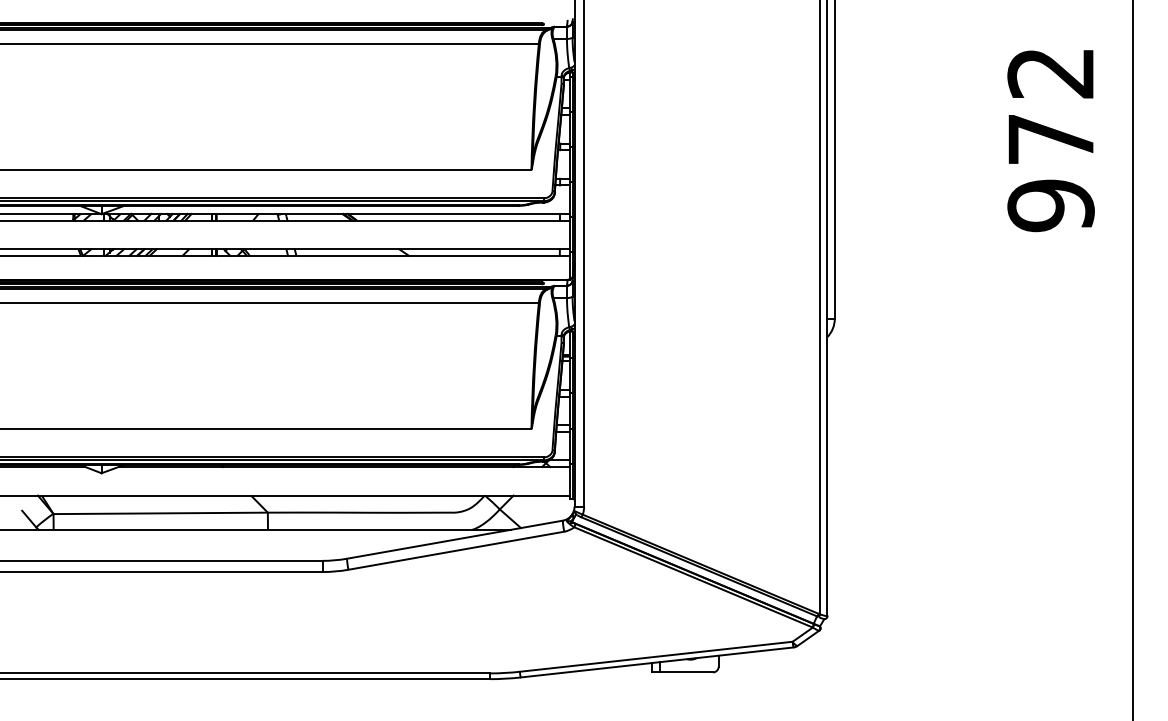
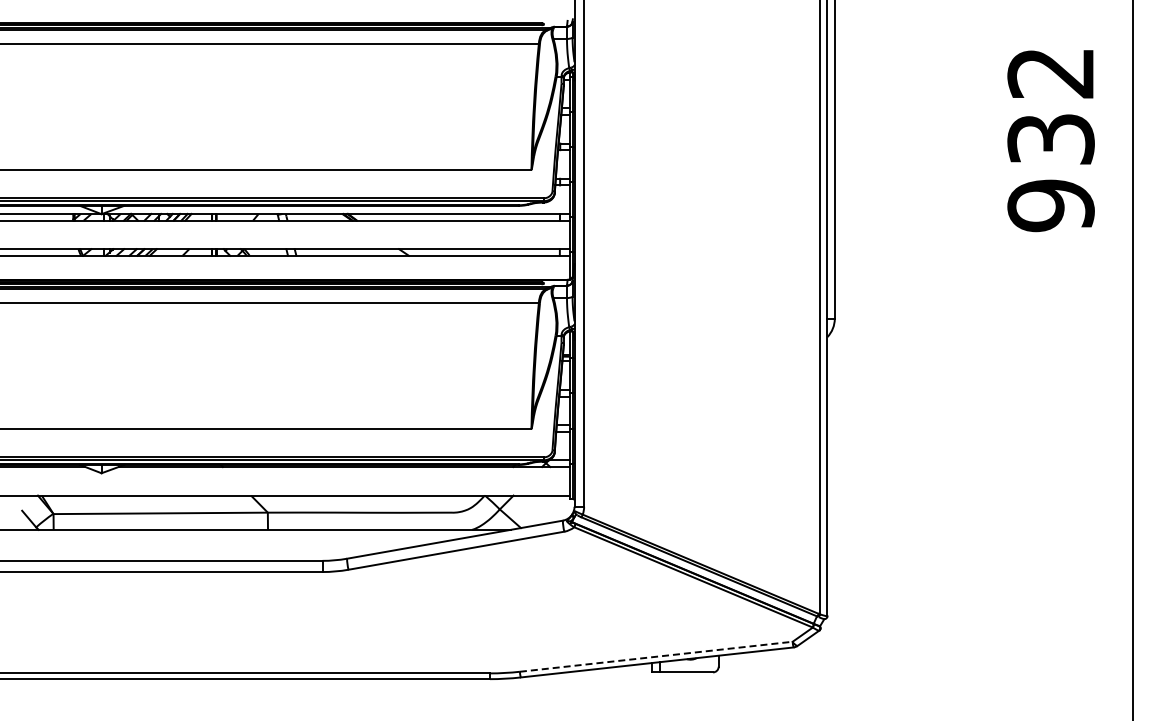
text: 972 -> 932 (1050, 139)
line: solid -> dashed (656, 656)
